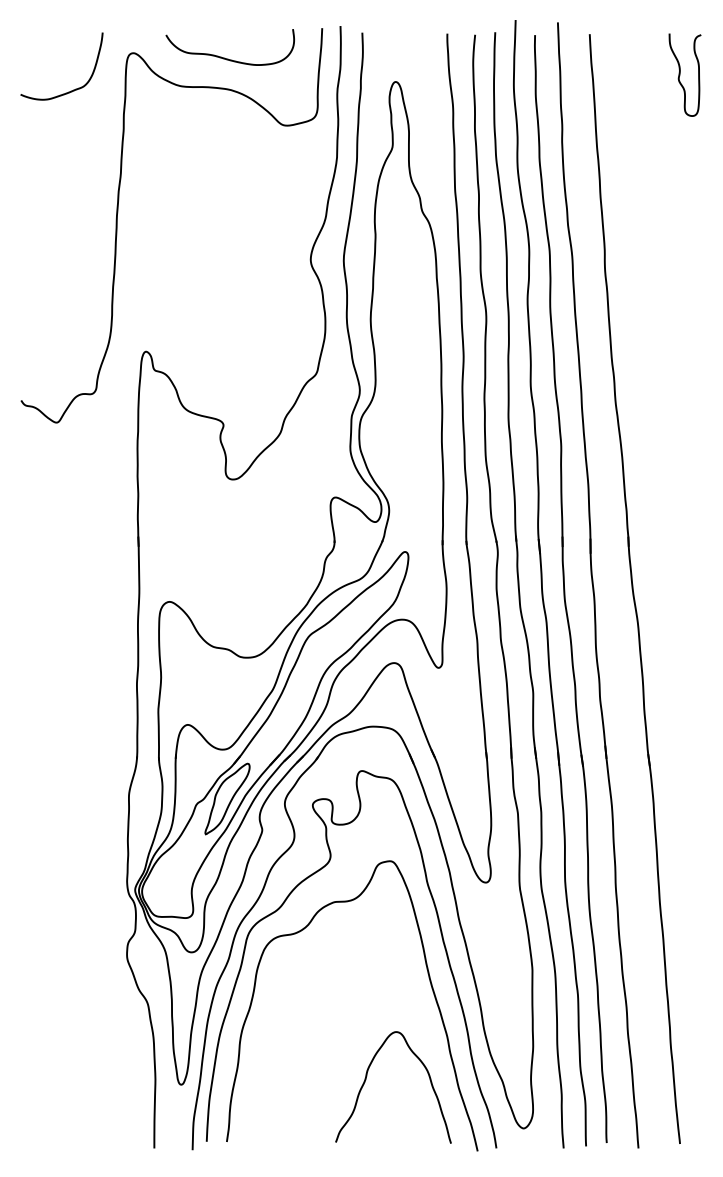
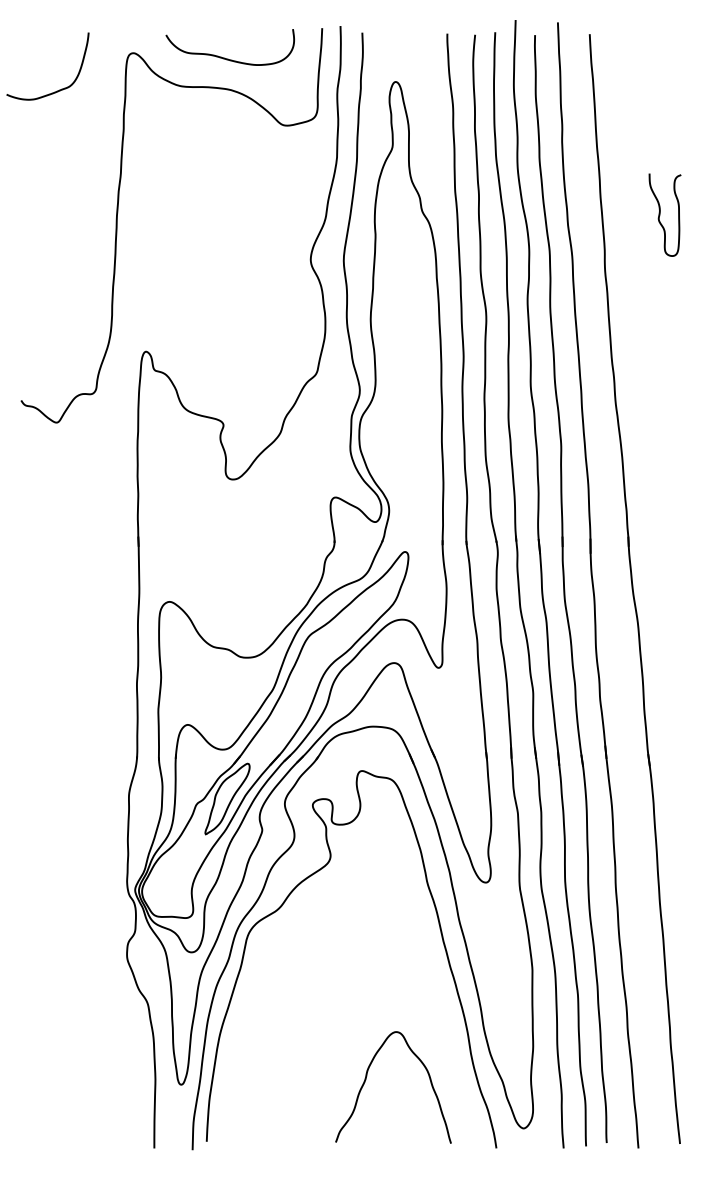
curve position: (680, 74) -> (660, 214) (660, 214)
curve position: (73, 89) -> (59, 89) (59, 89)
curve: present -> none (430, 985)
